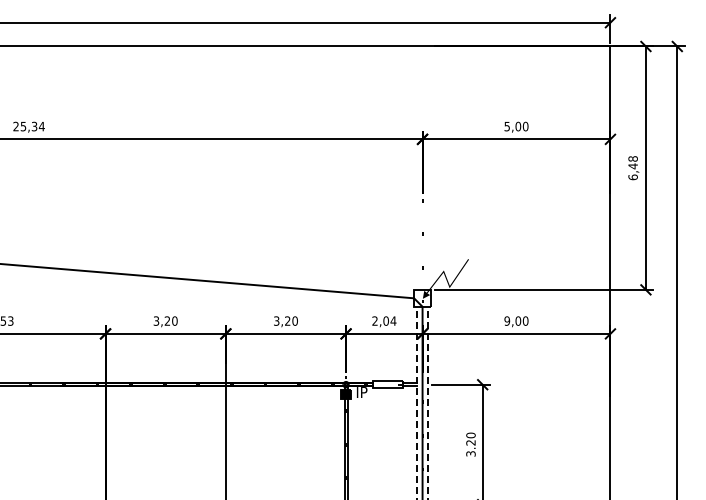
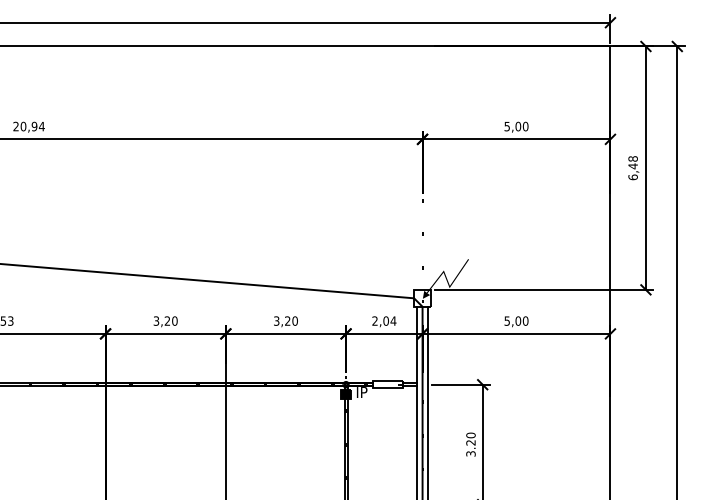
text: 25,34 -> 20,94 (28, 126)
text: 9,00 -> 5,00 (507, 320)
line: dashed -> solid (416, 402)
line: dashed -> solid (428, 402)
